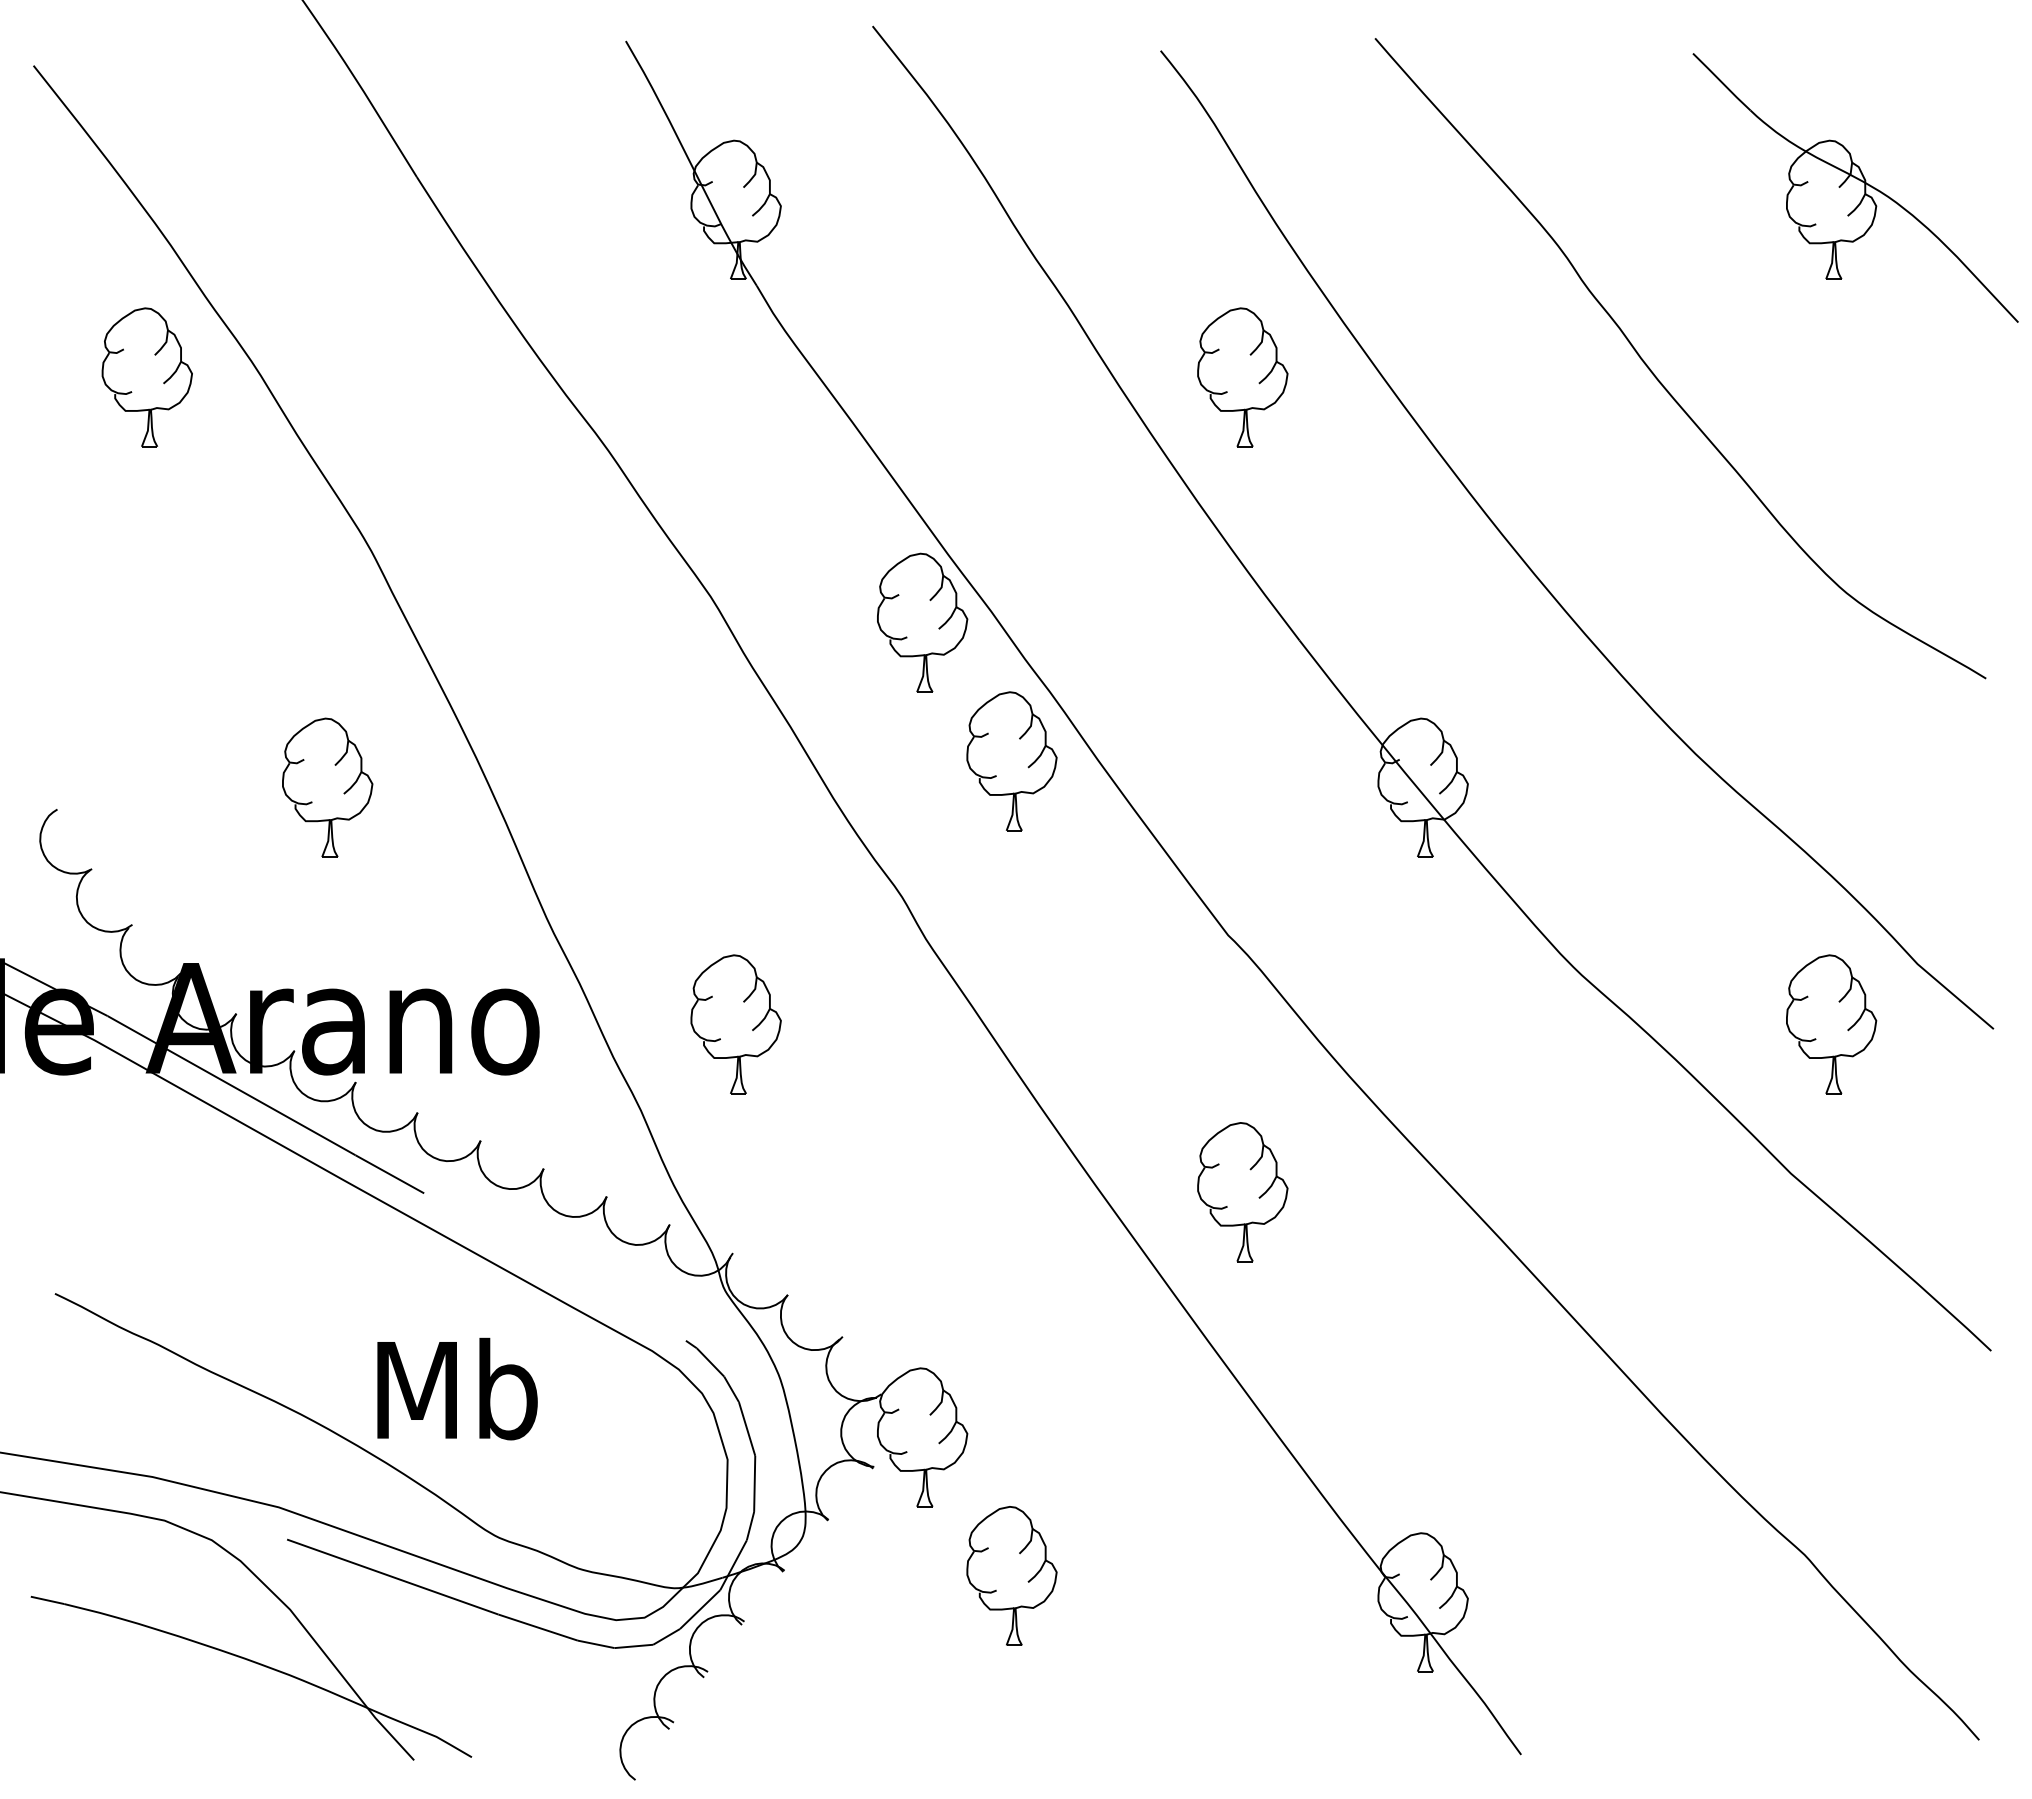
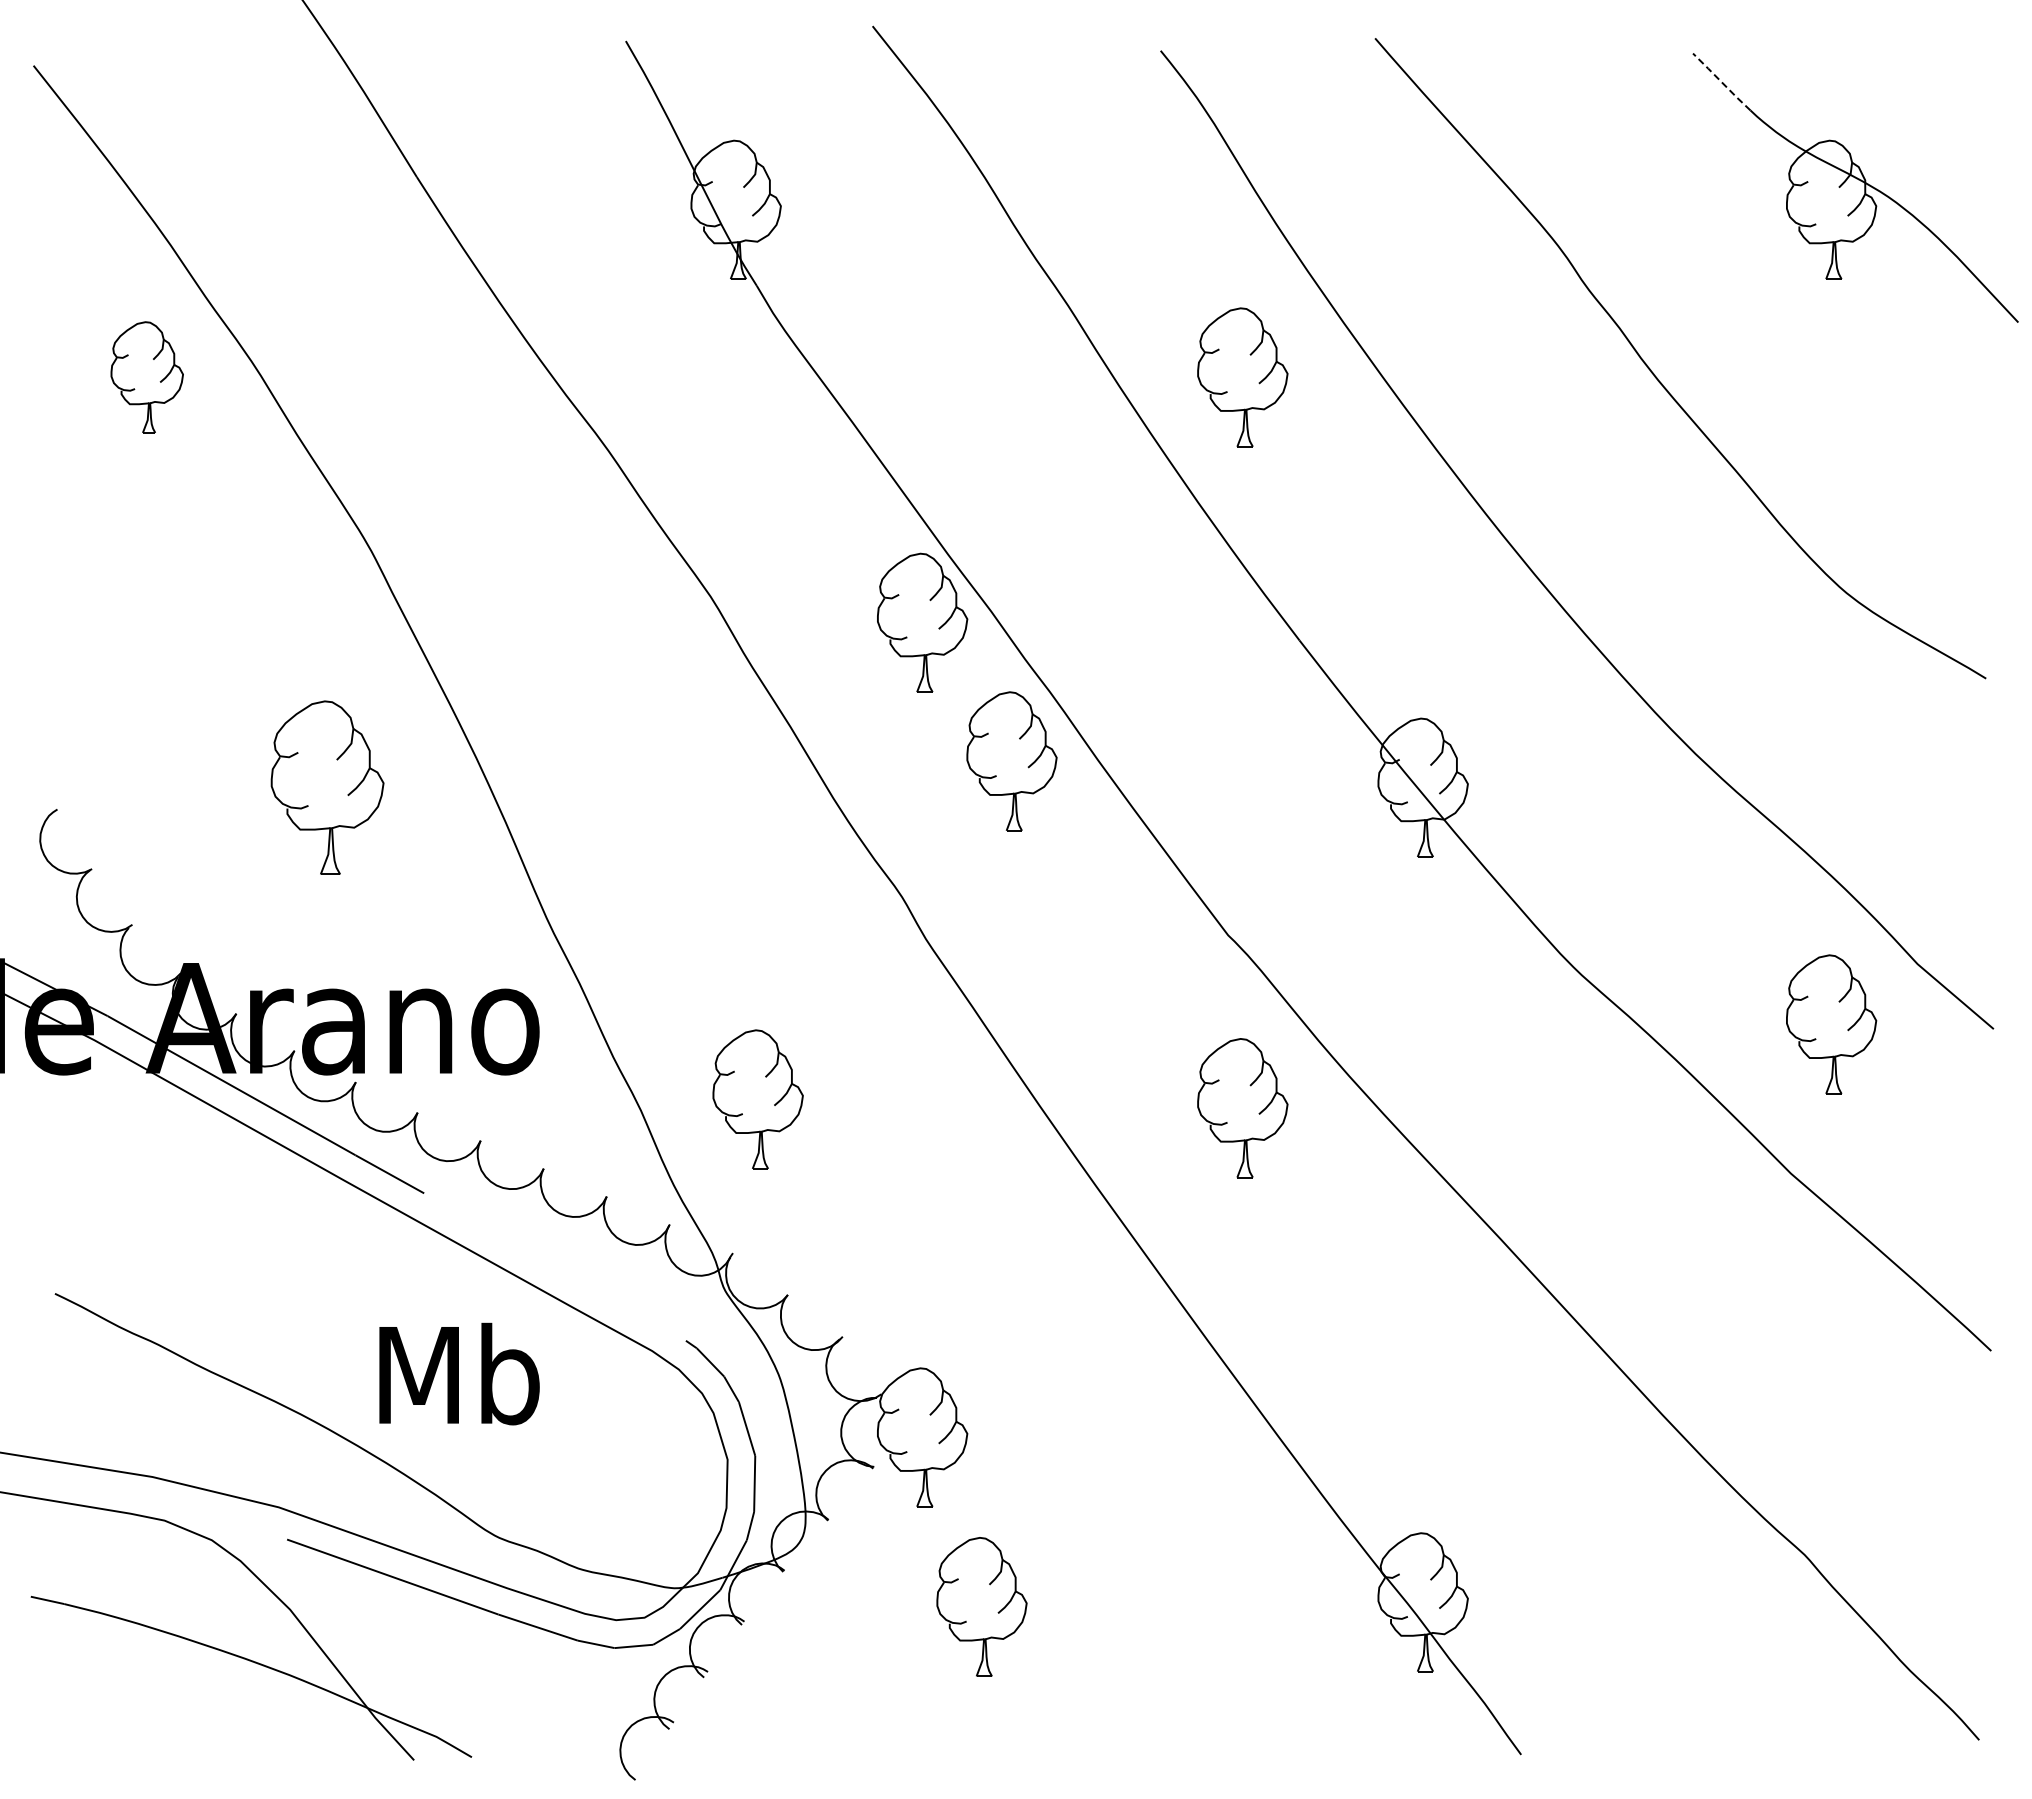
line: solid -> dashed (1721, 82)
part size: 92x141 px -> 74x113 px (146, 377)
part size: 92x141 px -> 115x175 px (327, 787)
part position: (735, 1024) -> (757, 1099) (757, 1099)
part position: (1242, 1192) -> (1242, 1108) (1242, 1108)
text position: (457, 1388) -> (459, 1373) (459, 1373)
part position: (1011, 1575) -> (981, 1606) (981, 1606)
